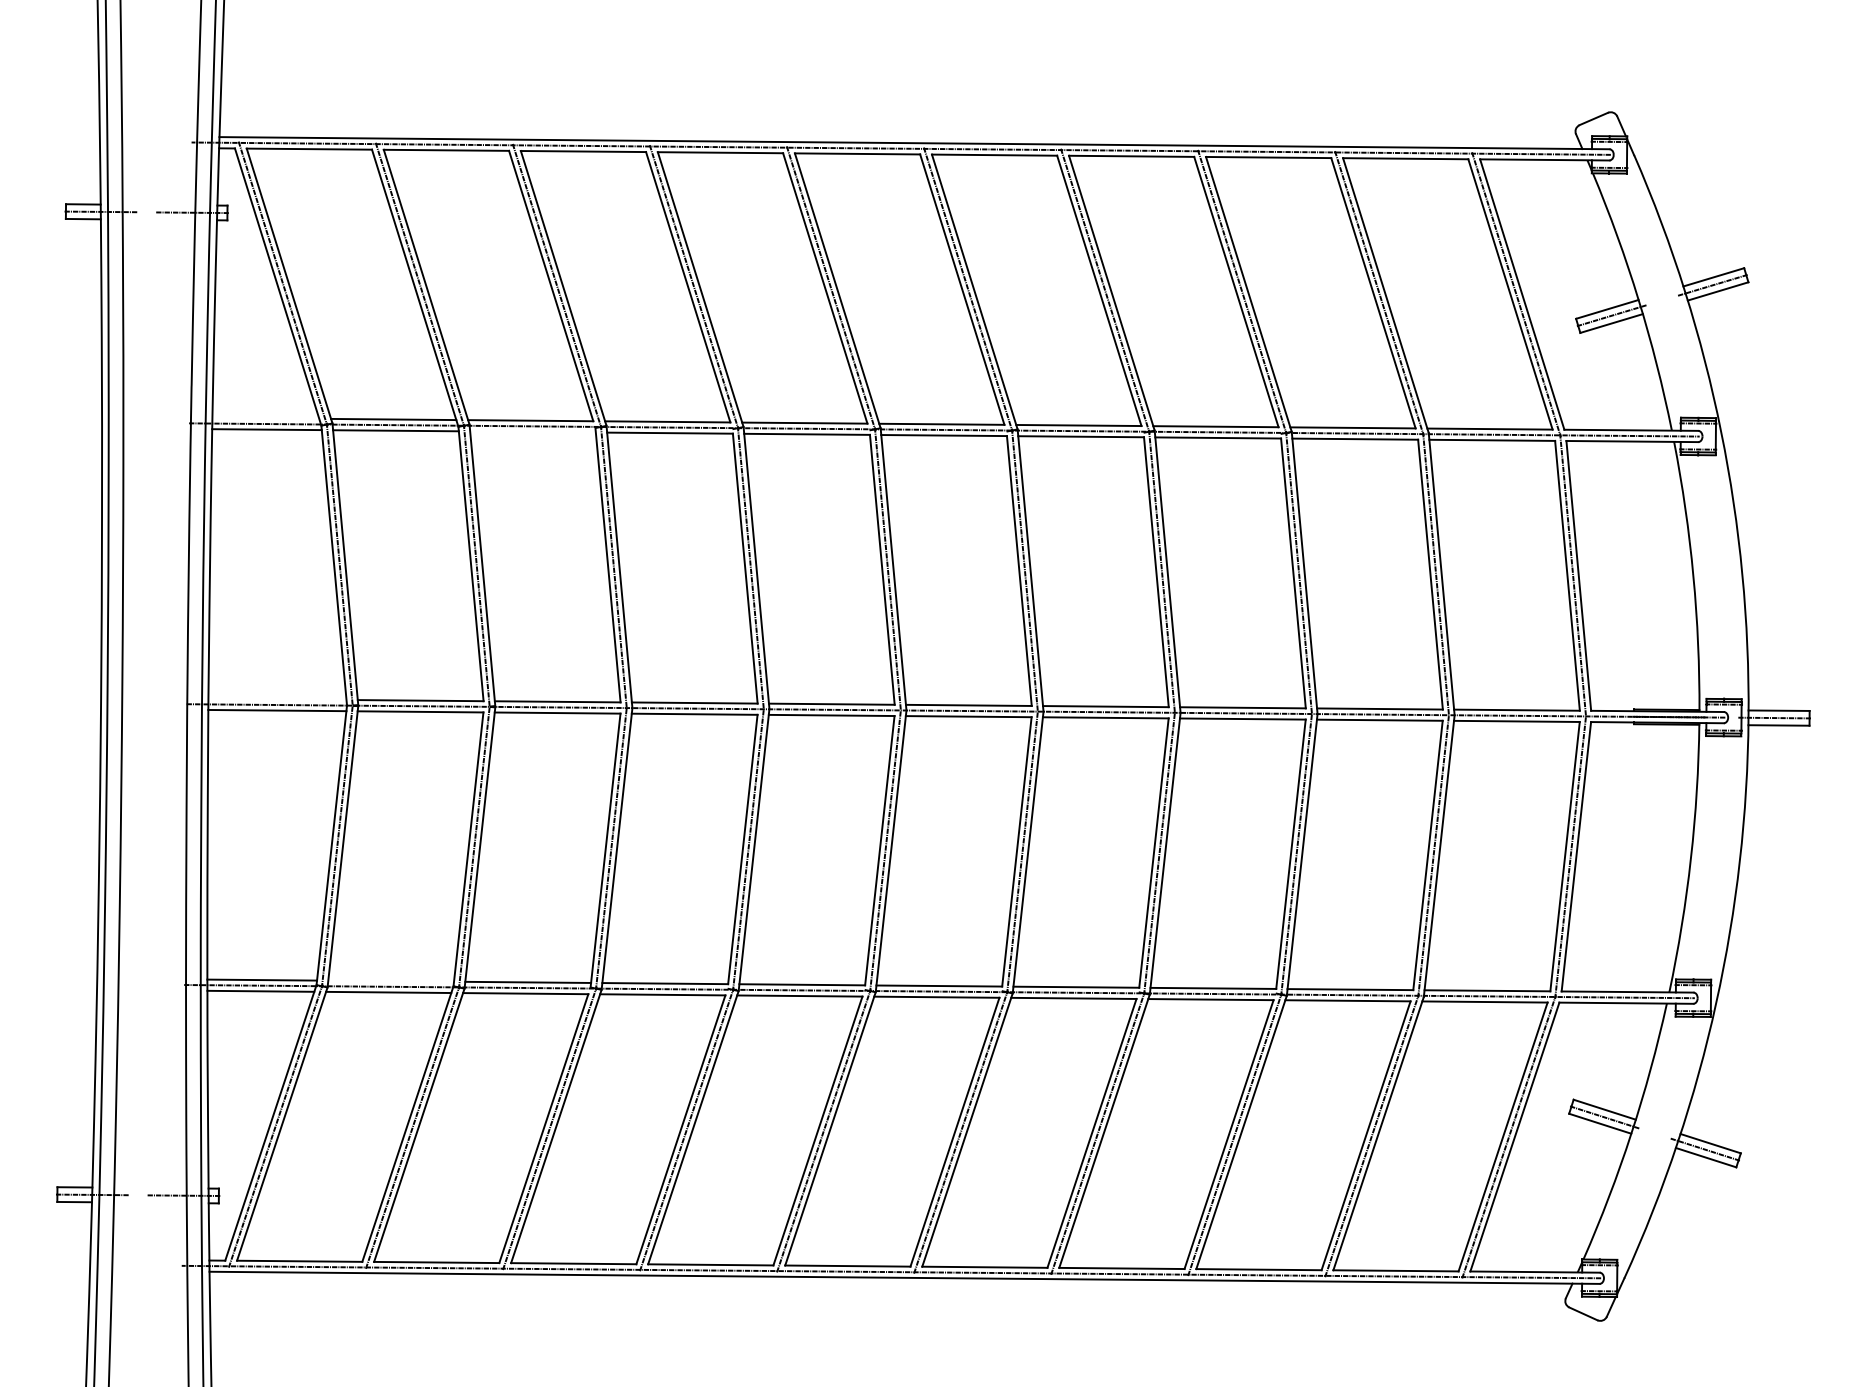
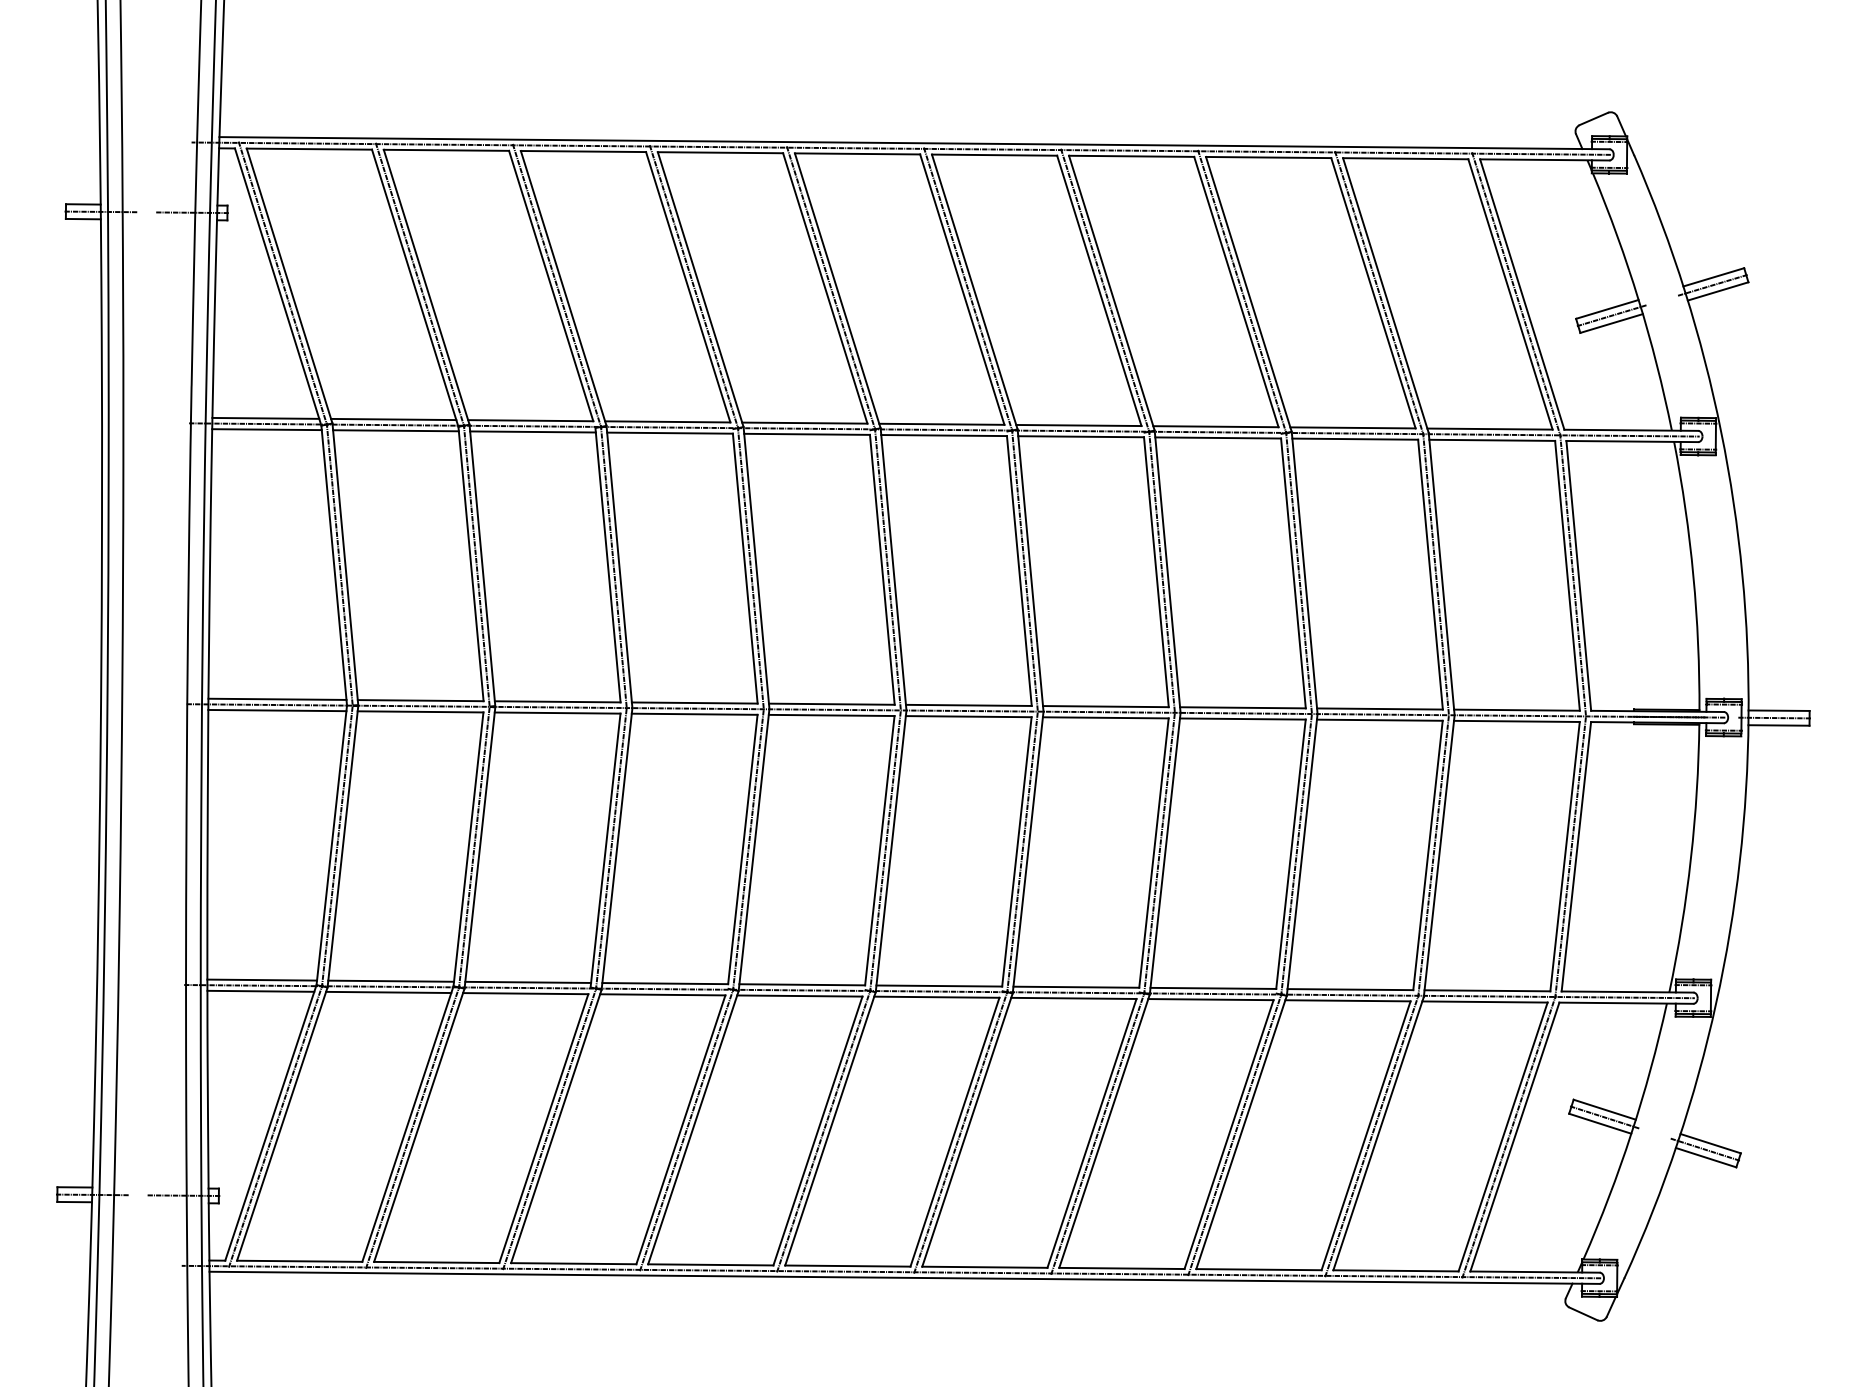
line: none -> present (265, 417)
line: none -> present (532, 431)
line: none -> present (277, 698)
line: none -> present (391, 980)
